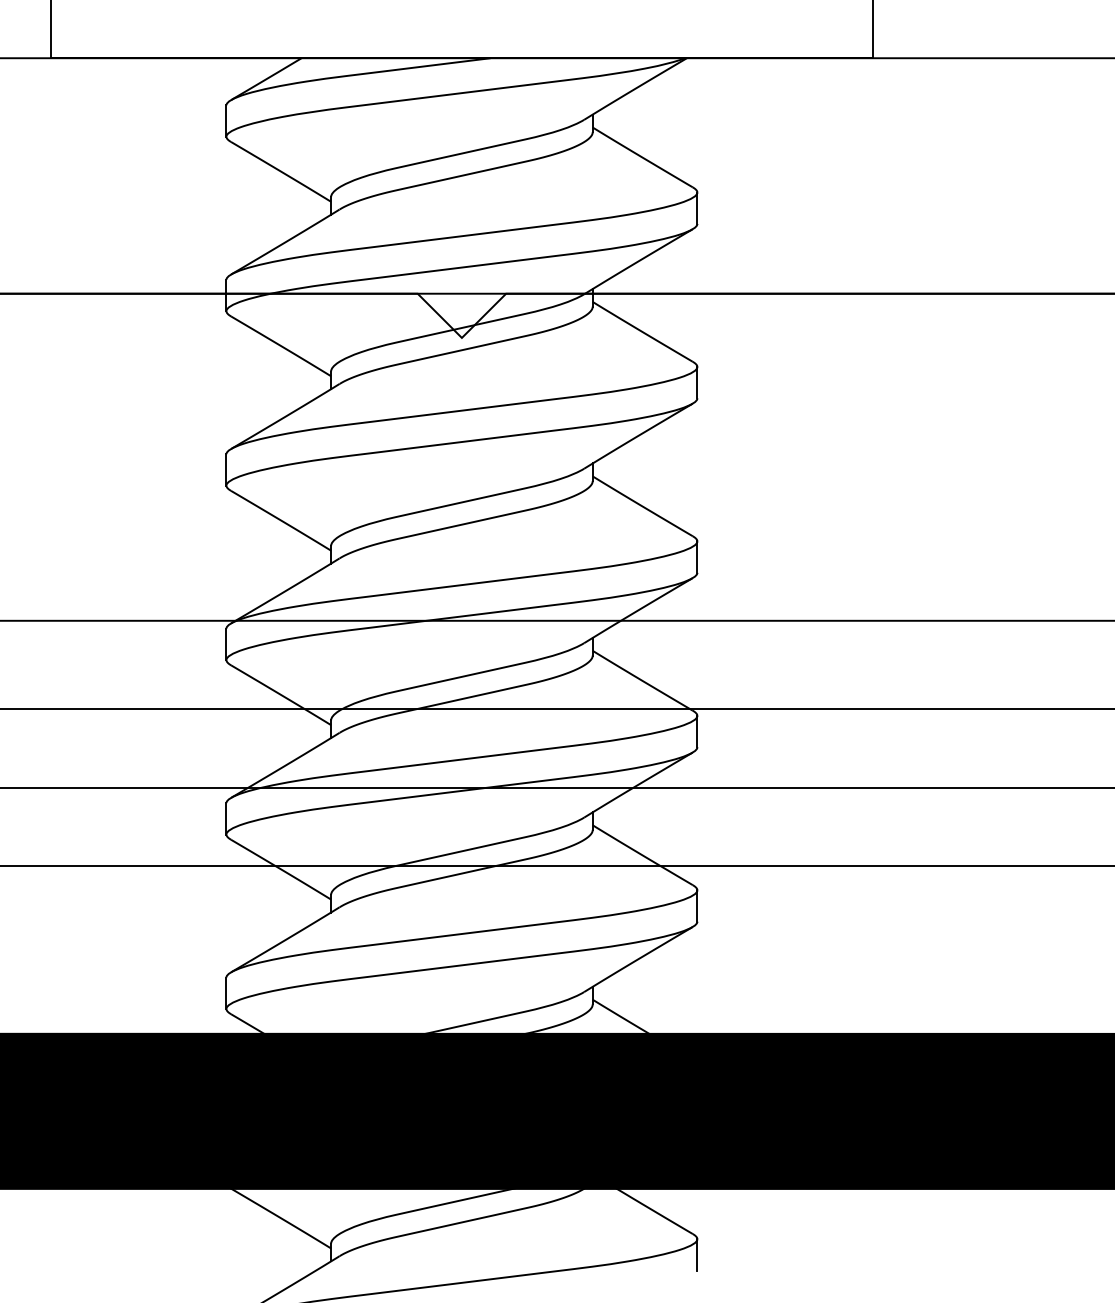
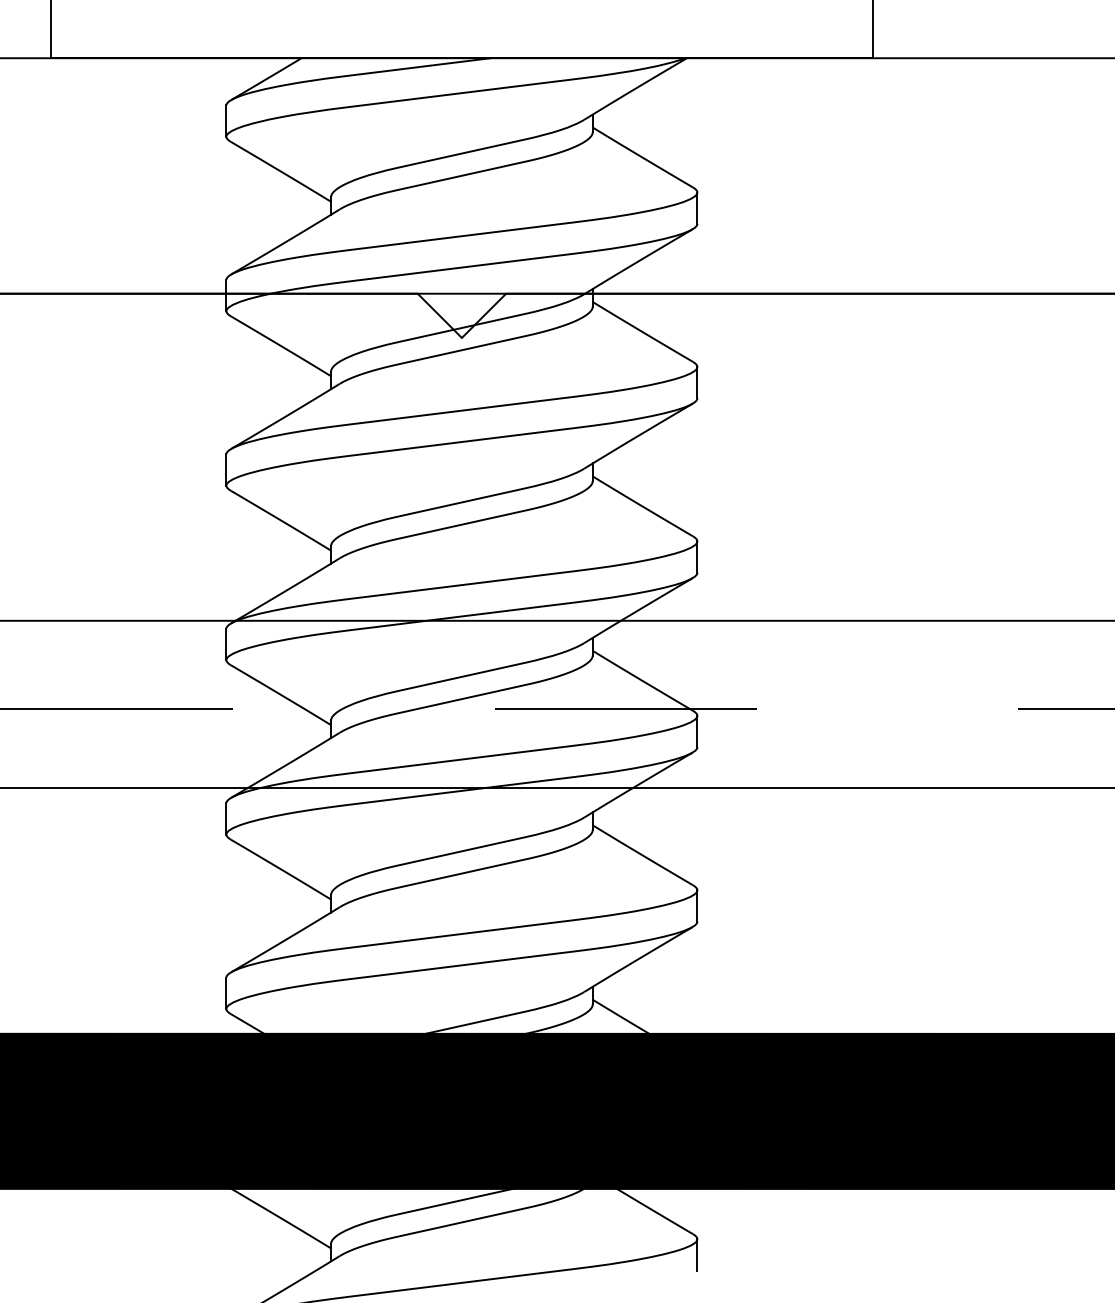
line: solid -> dashed (557, 709)
line: present -> none (556, 866)
